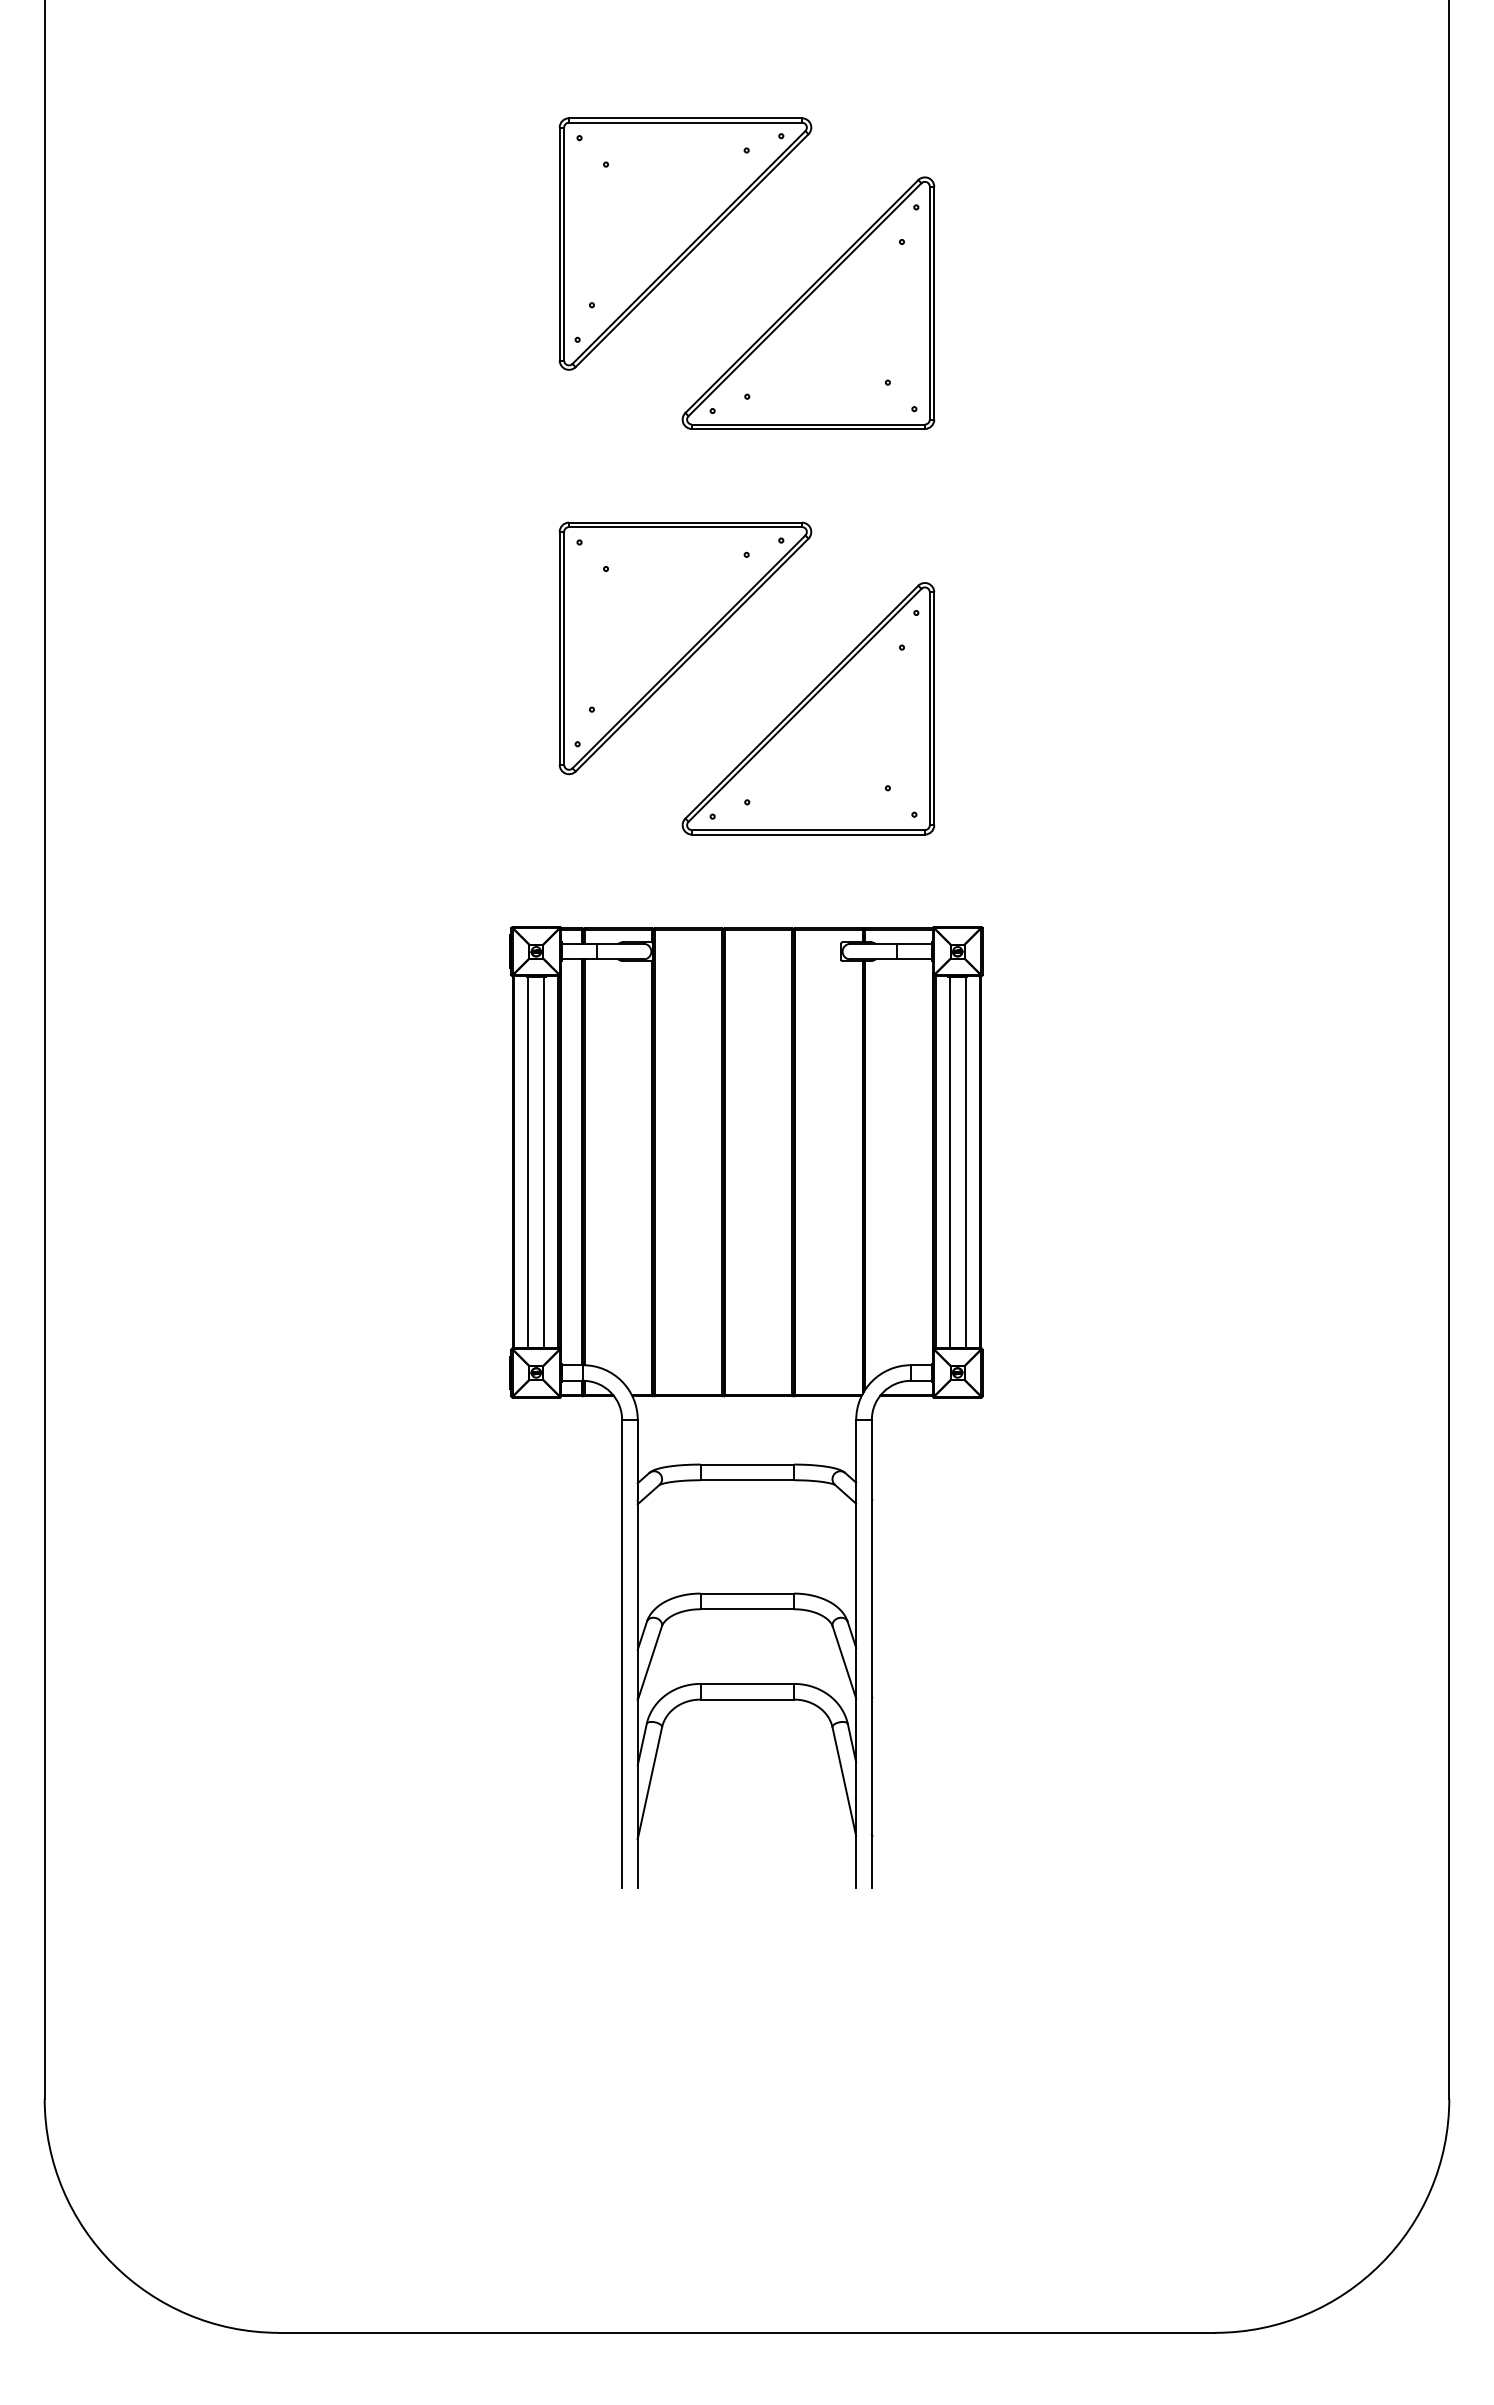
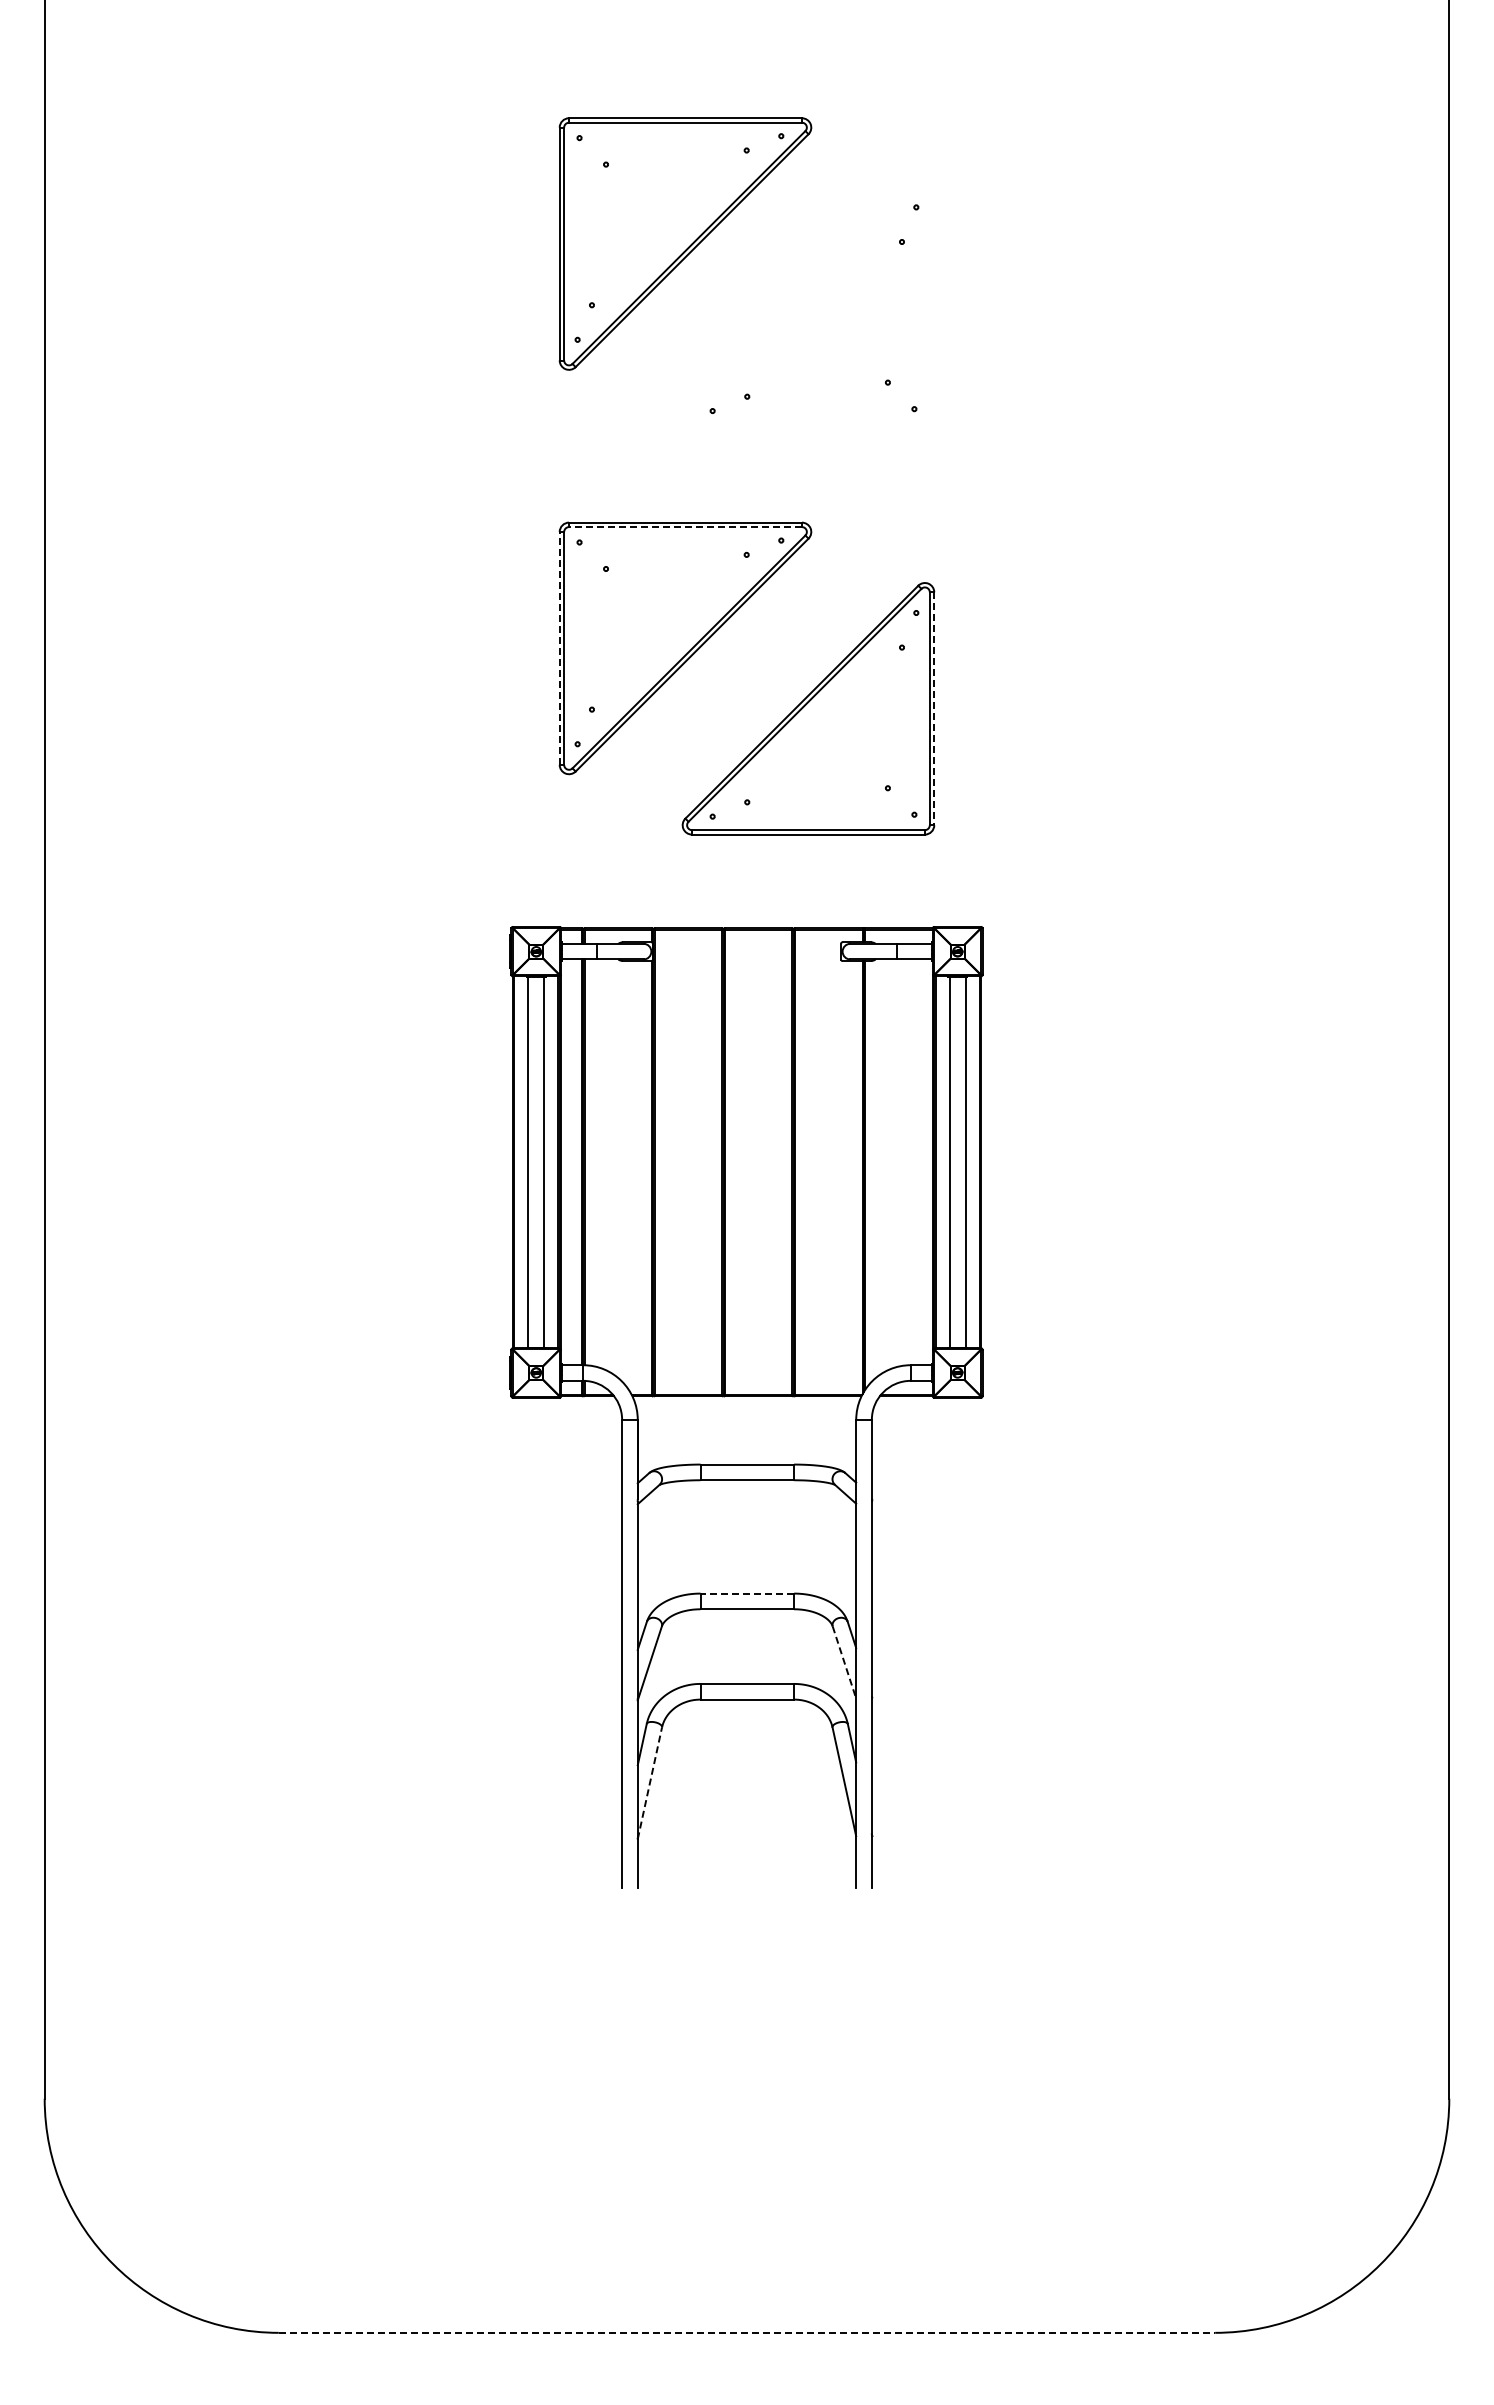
part: present -> none (808, 302)
line: solid -> dashed (685, 527)
line: solid -> dashed (559, 647)
line: solid -> dashed (934, 709)
line: solid -> dashed (747, 1593)
line: solid -> dashed (844, 1662)
line: solid -> dashed (650, 1782)
line: solid -> dashed (747, 2332)
